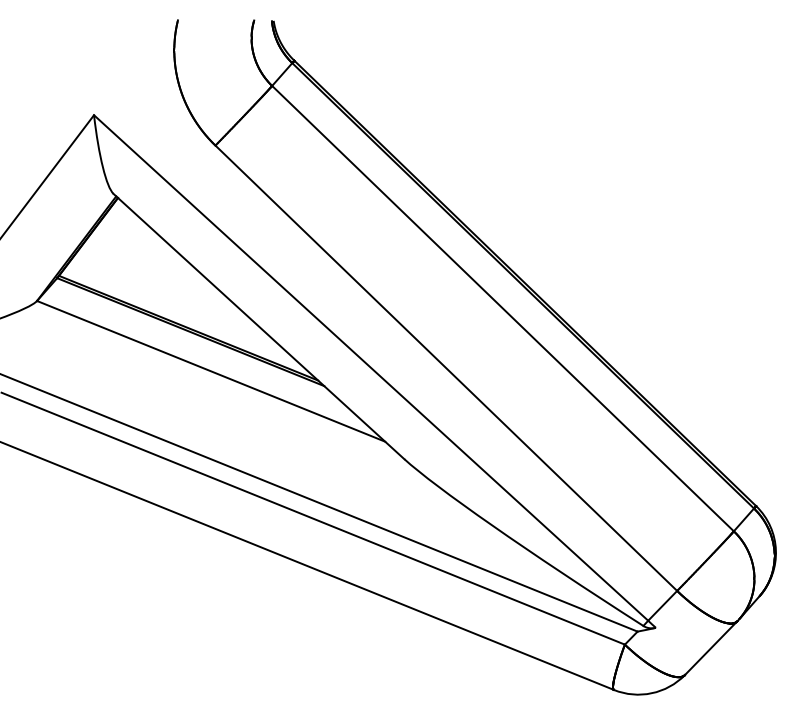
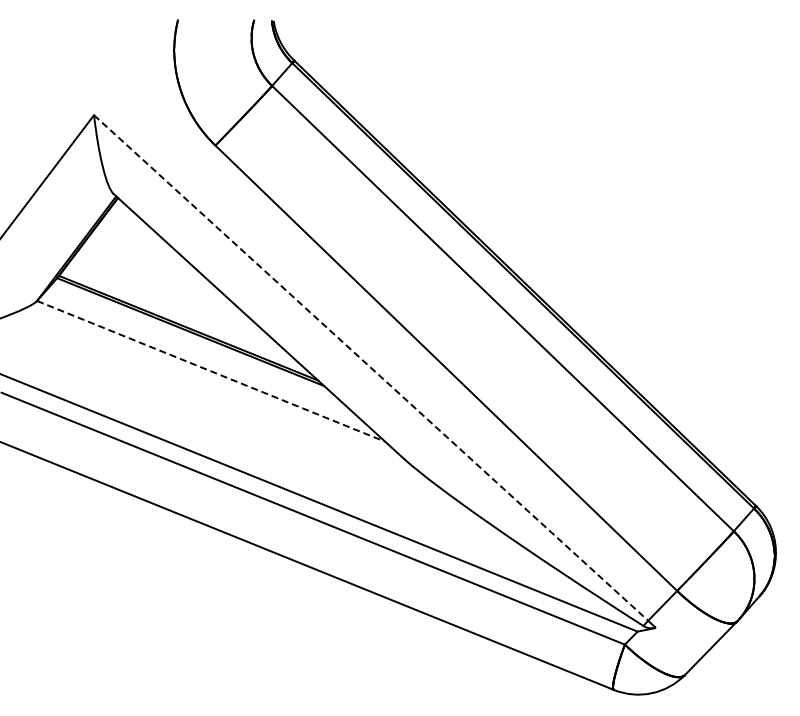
line: solid -> dashed (371, 368)
line: solid -> dashed (211, 371)
